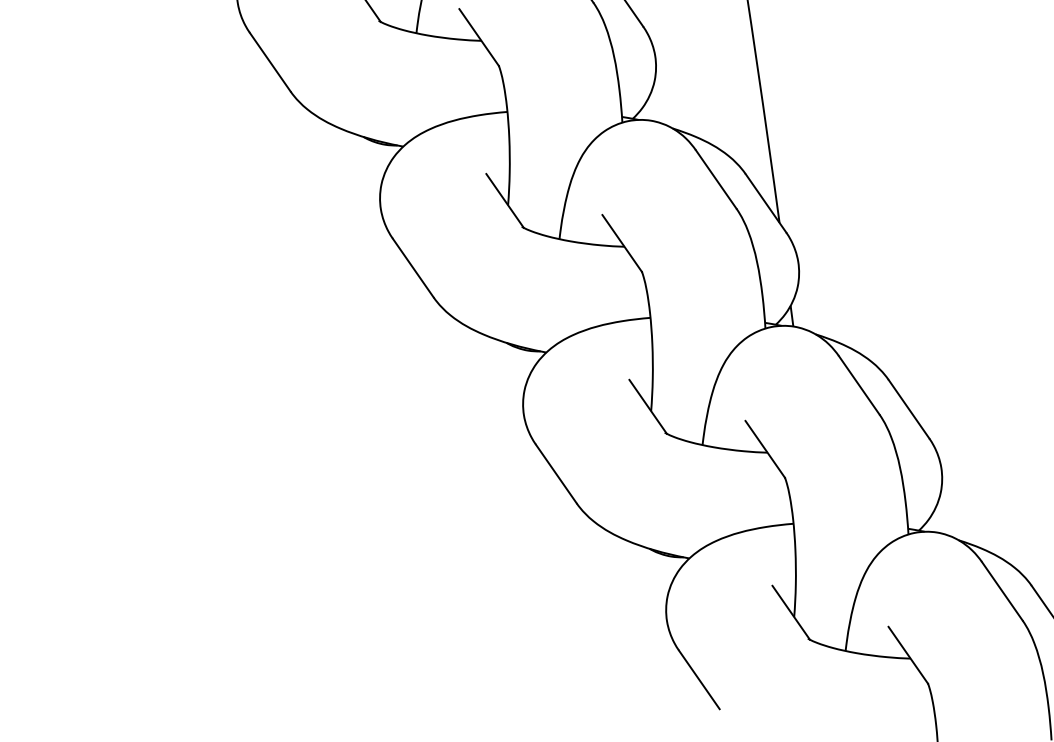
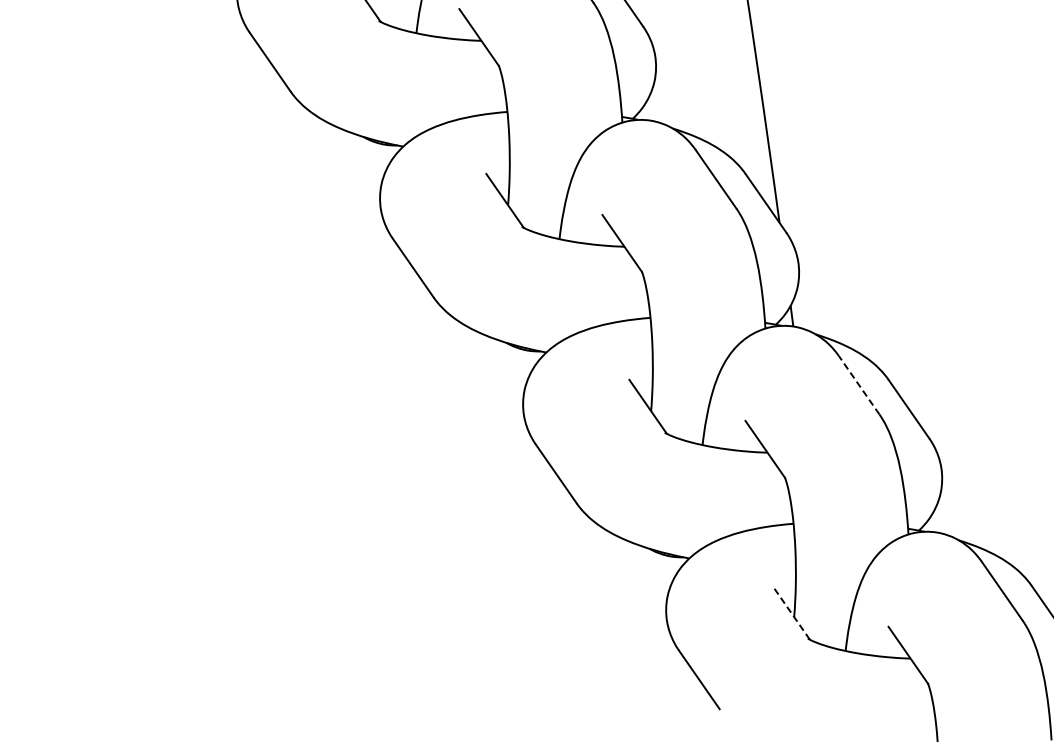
line: solid -> dashed (859, 385)
line: solid -> dashed (791, 612)
